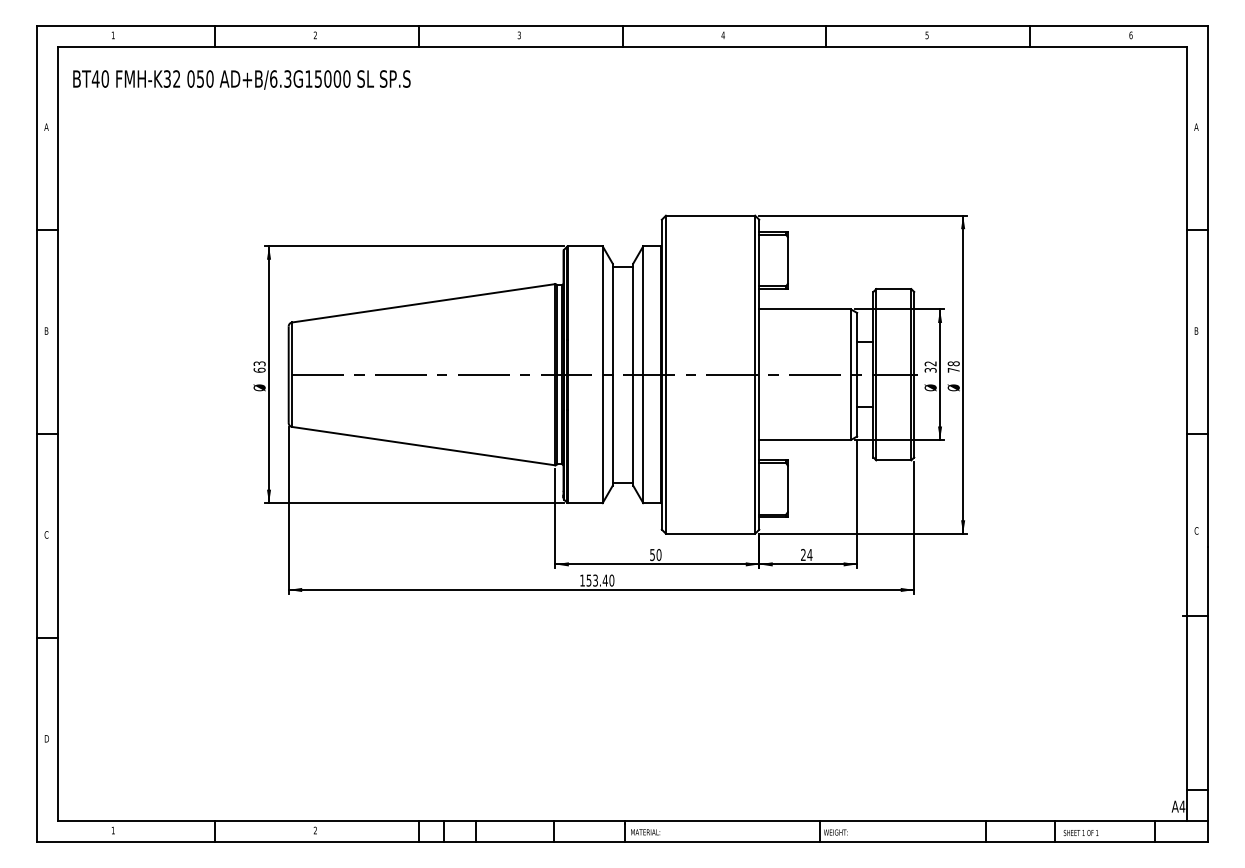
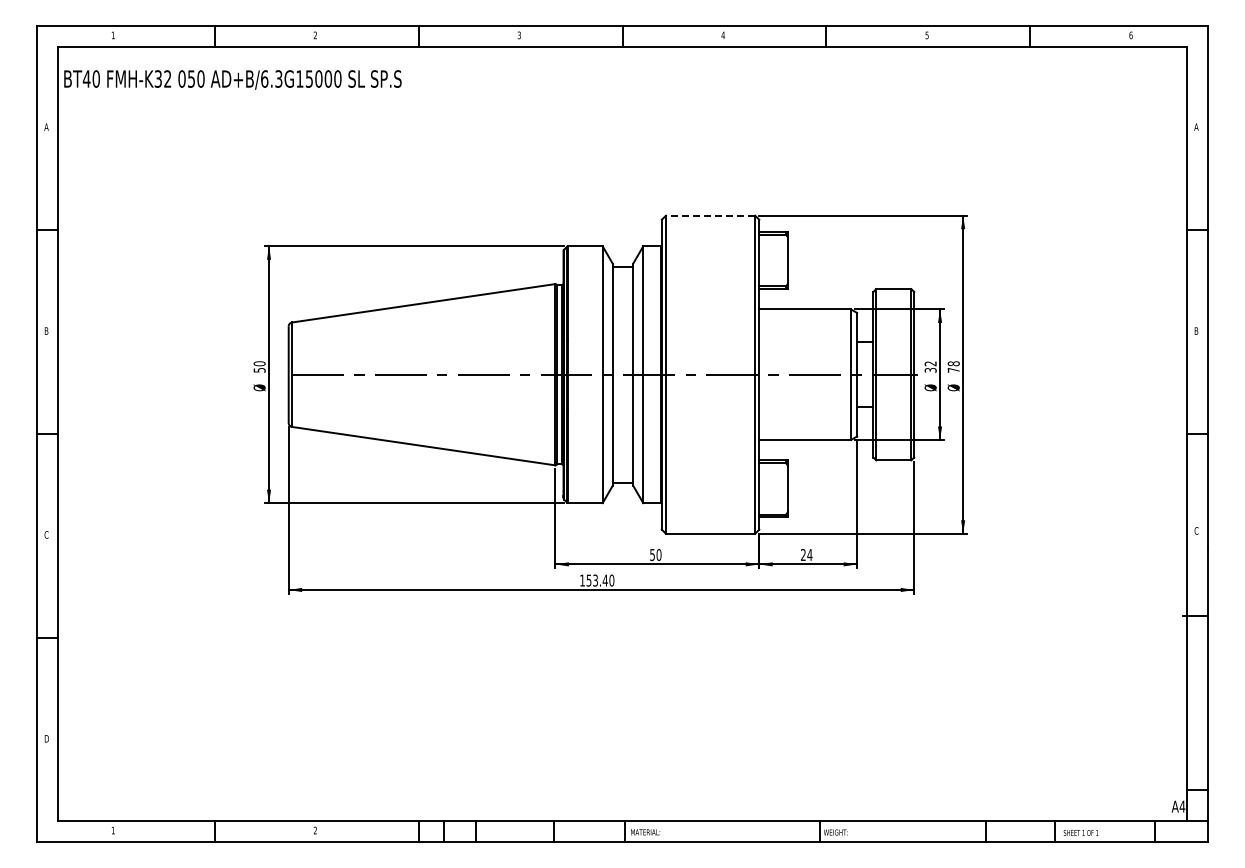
text position: (241, 79) -> (232, 79) (232, 79)
line: solid -> dashed (710, 215)
text: 63 -> 50 (259, 366)
